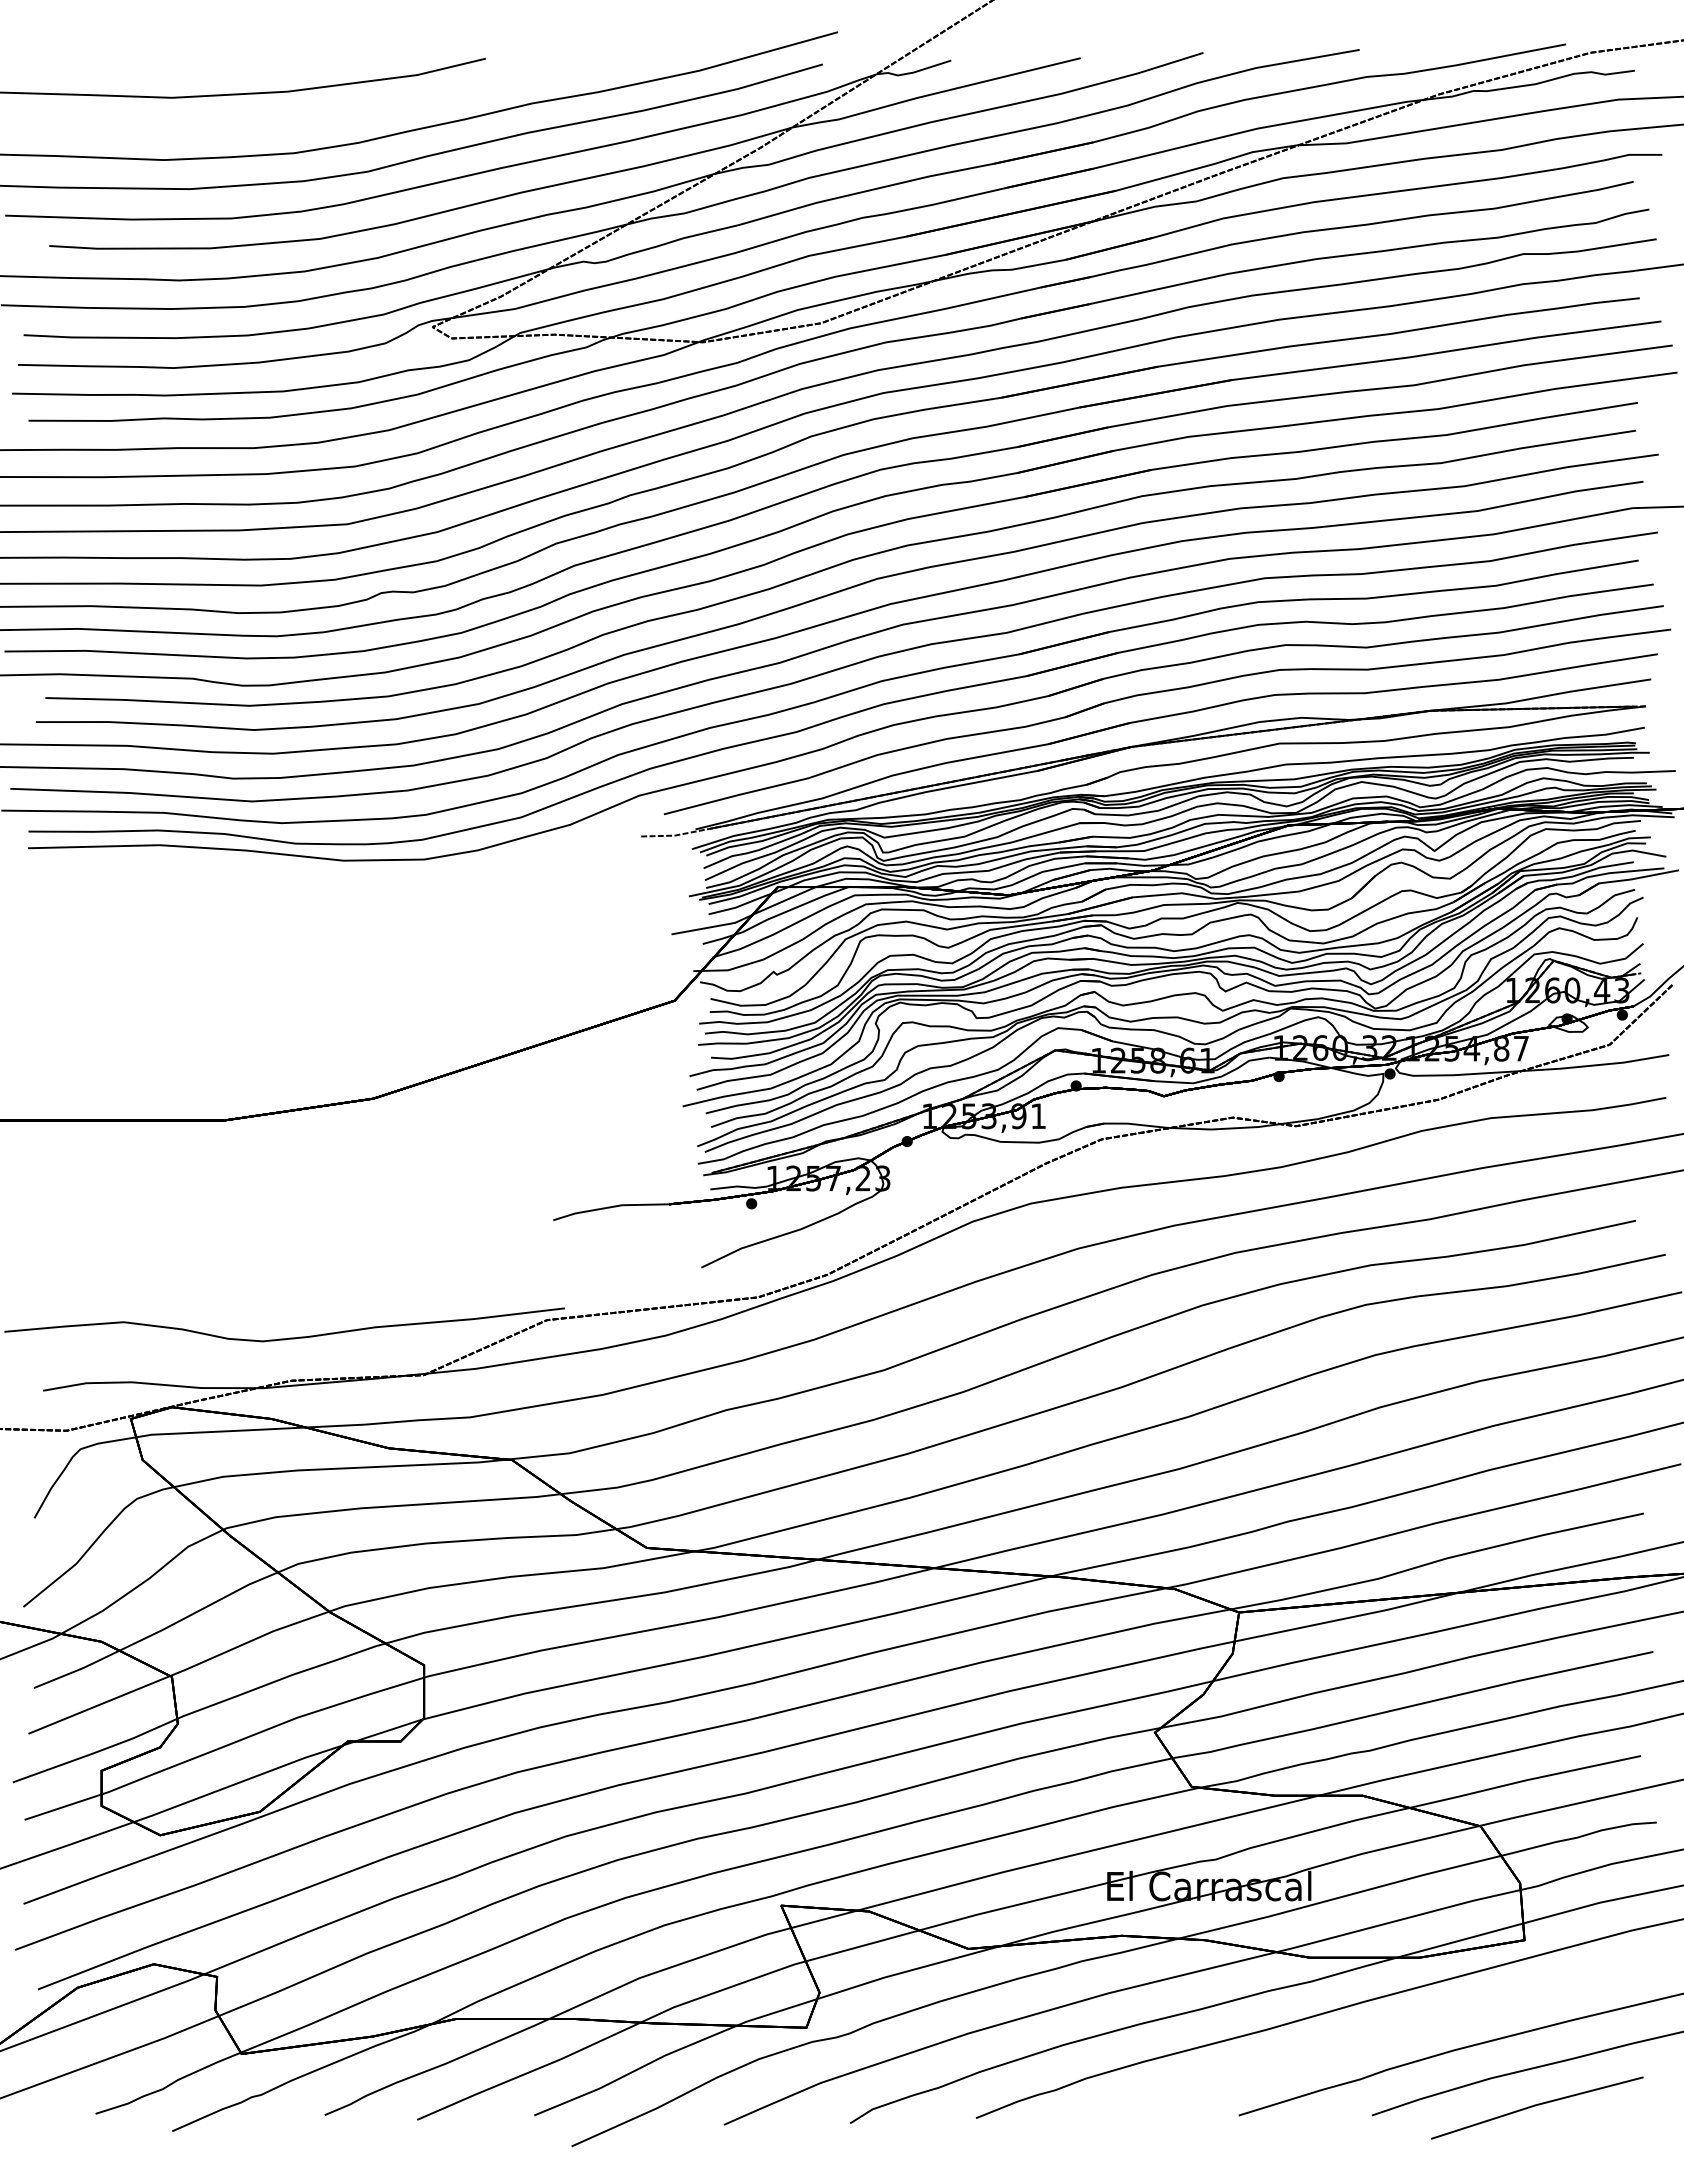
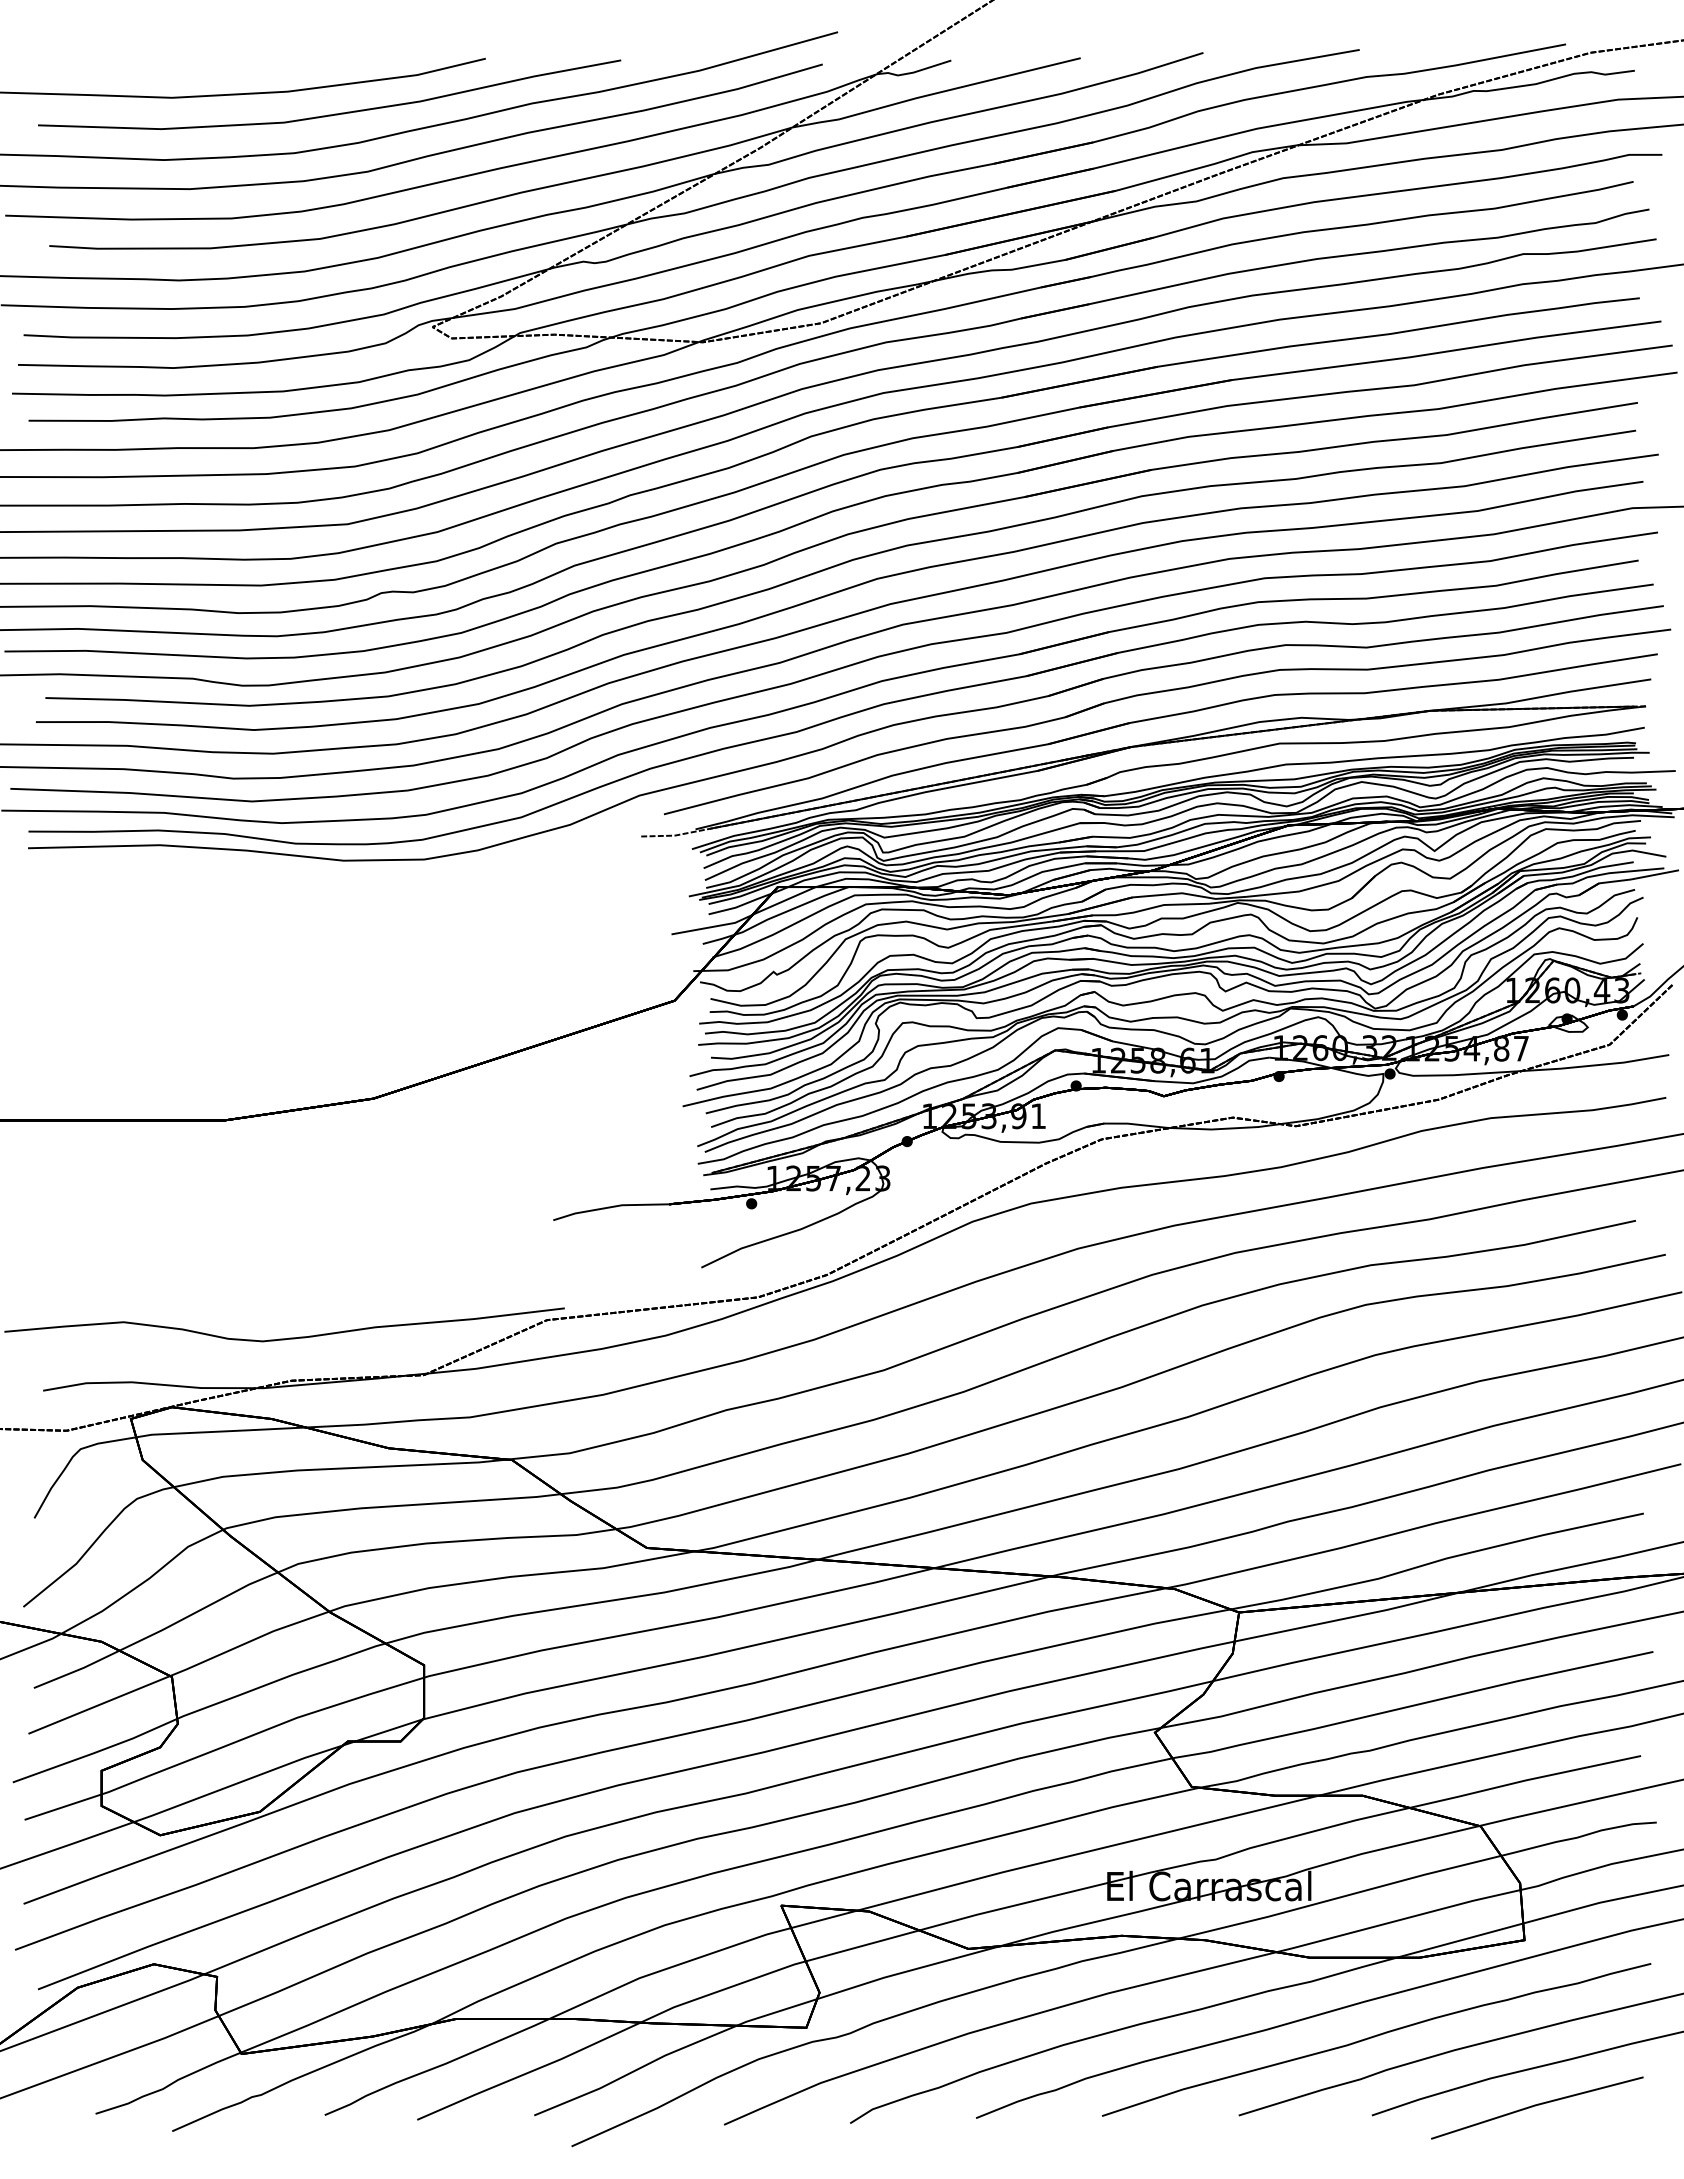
curve: none -> present (334, 113)
curve: none -> present (1375, 2037)
